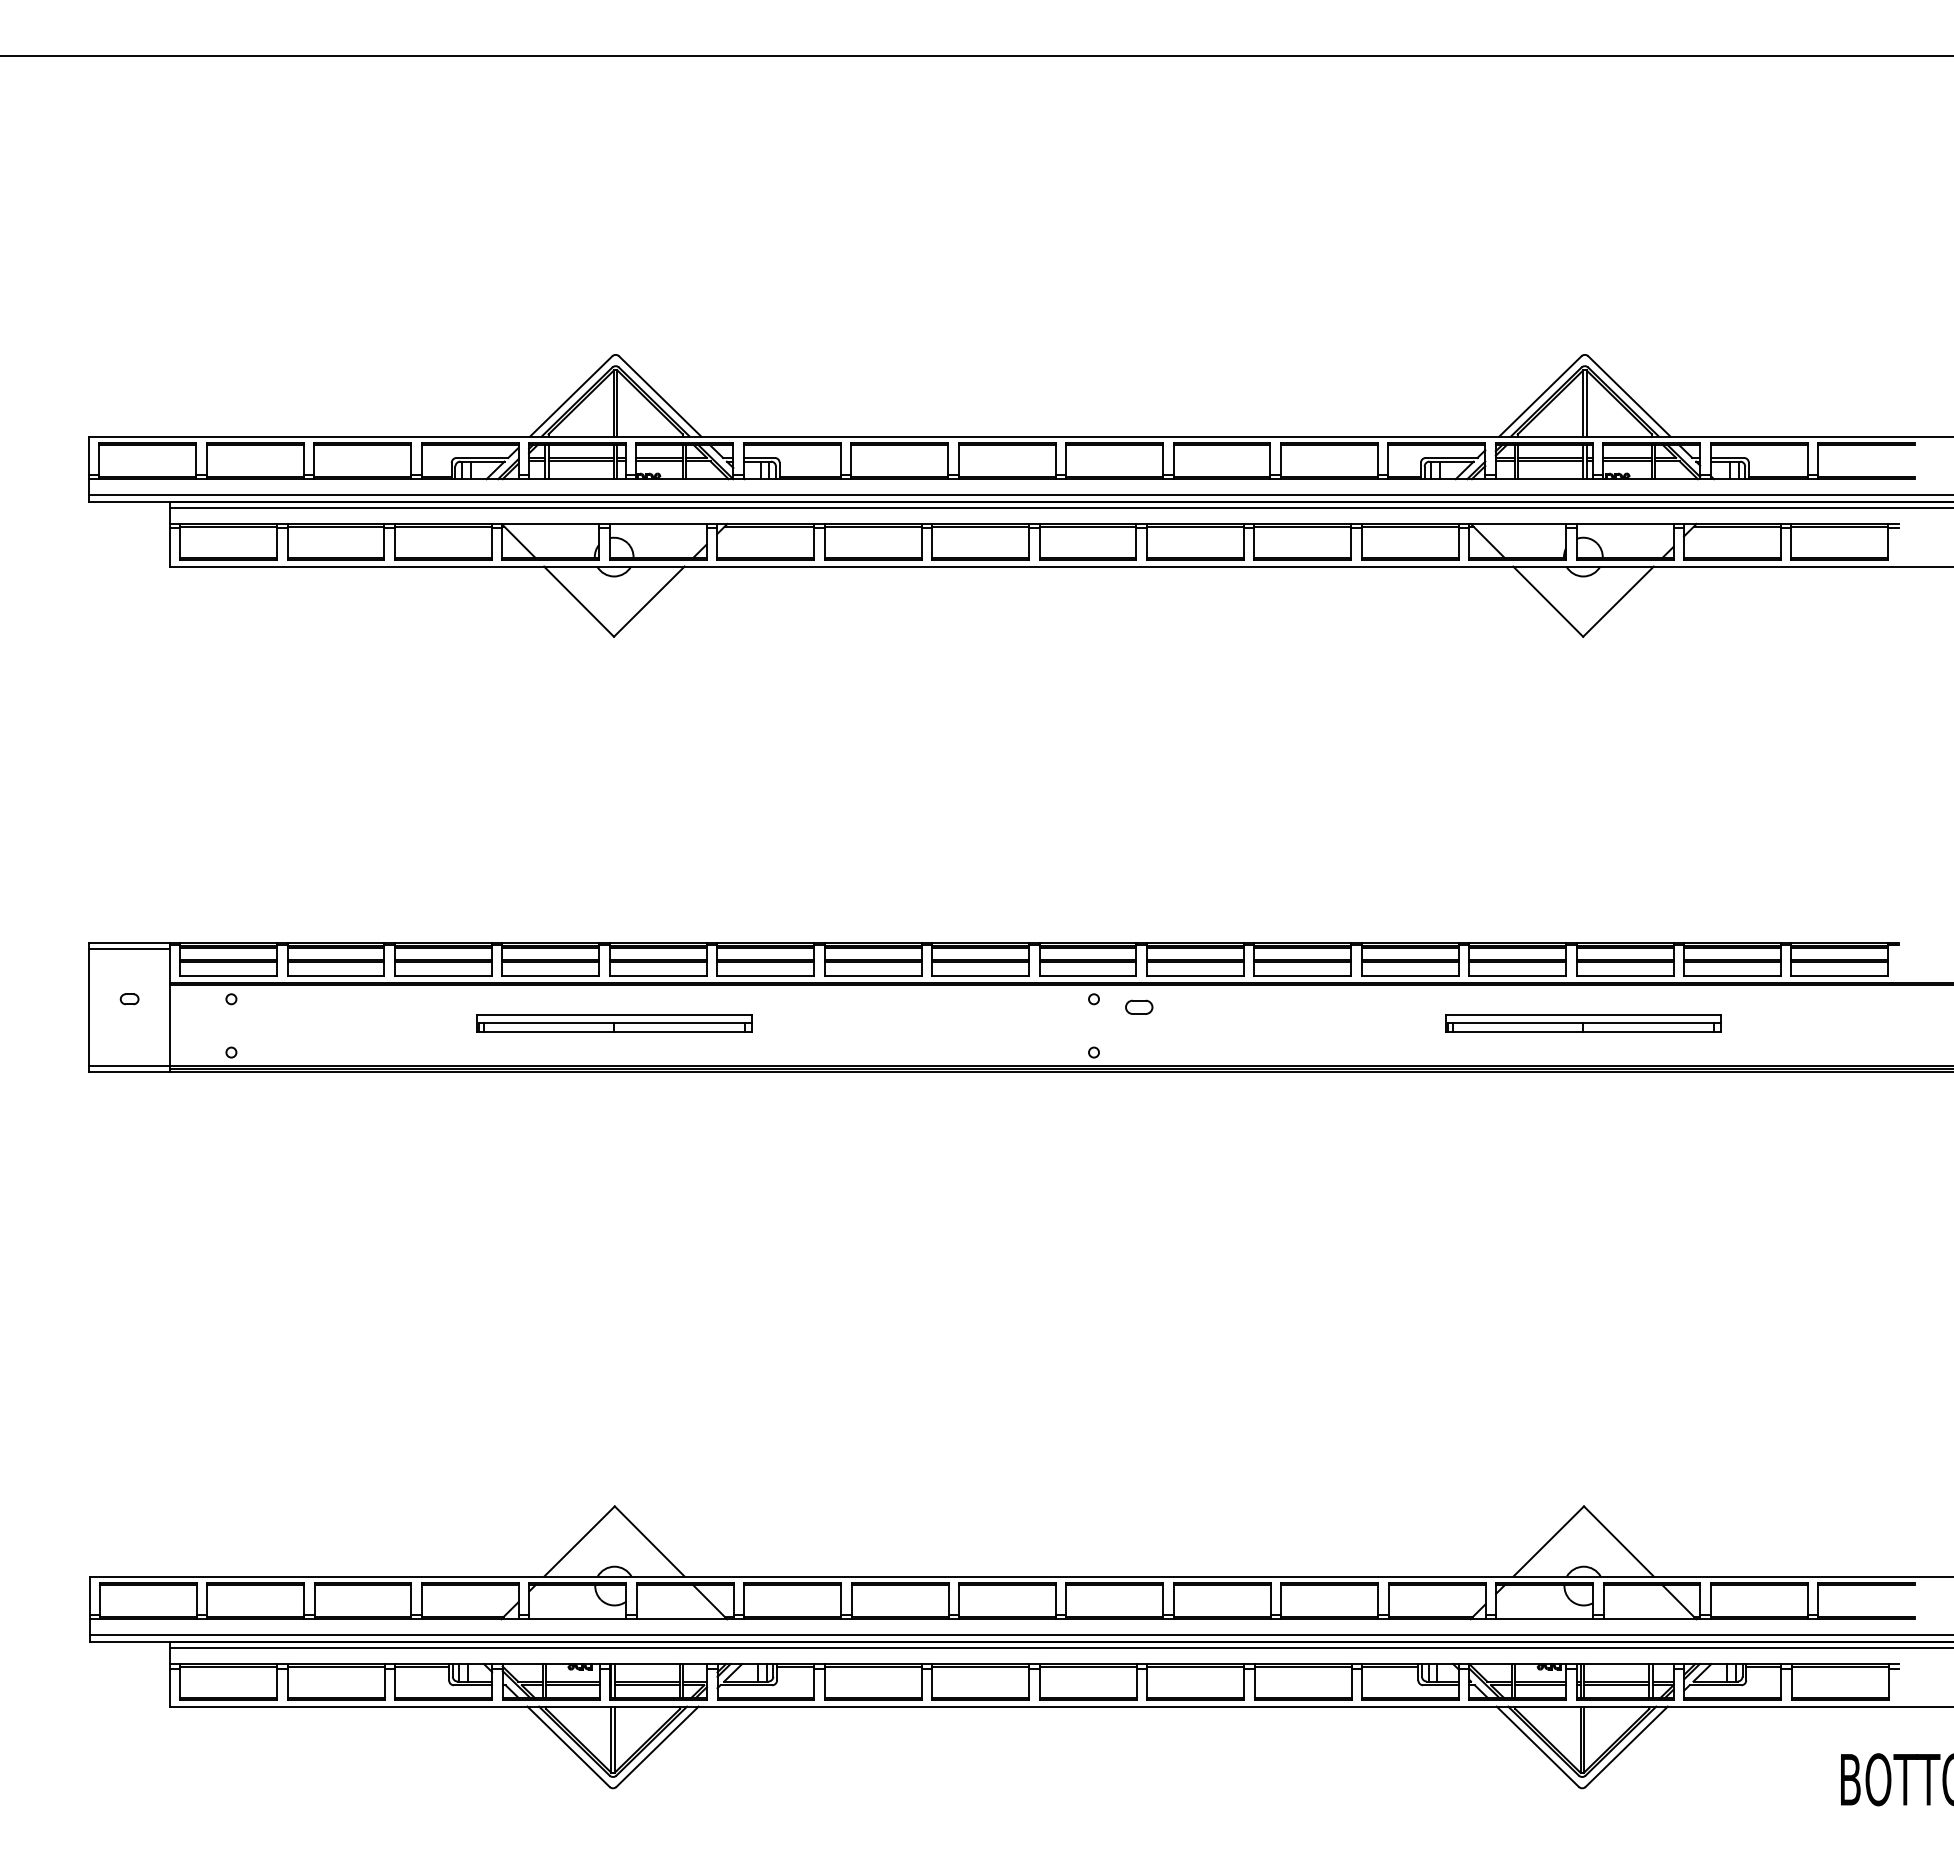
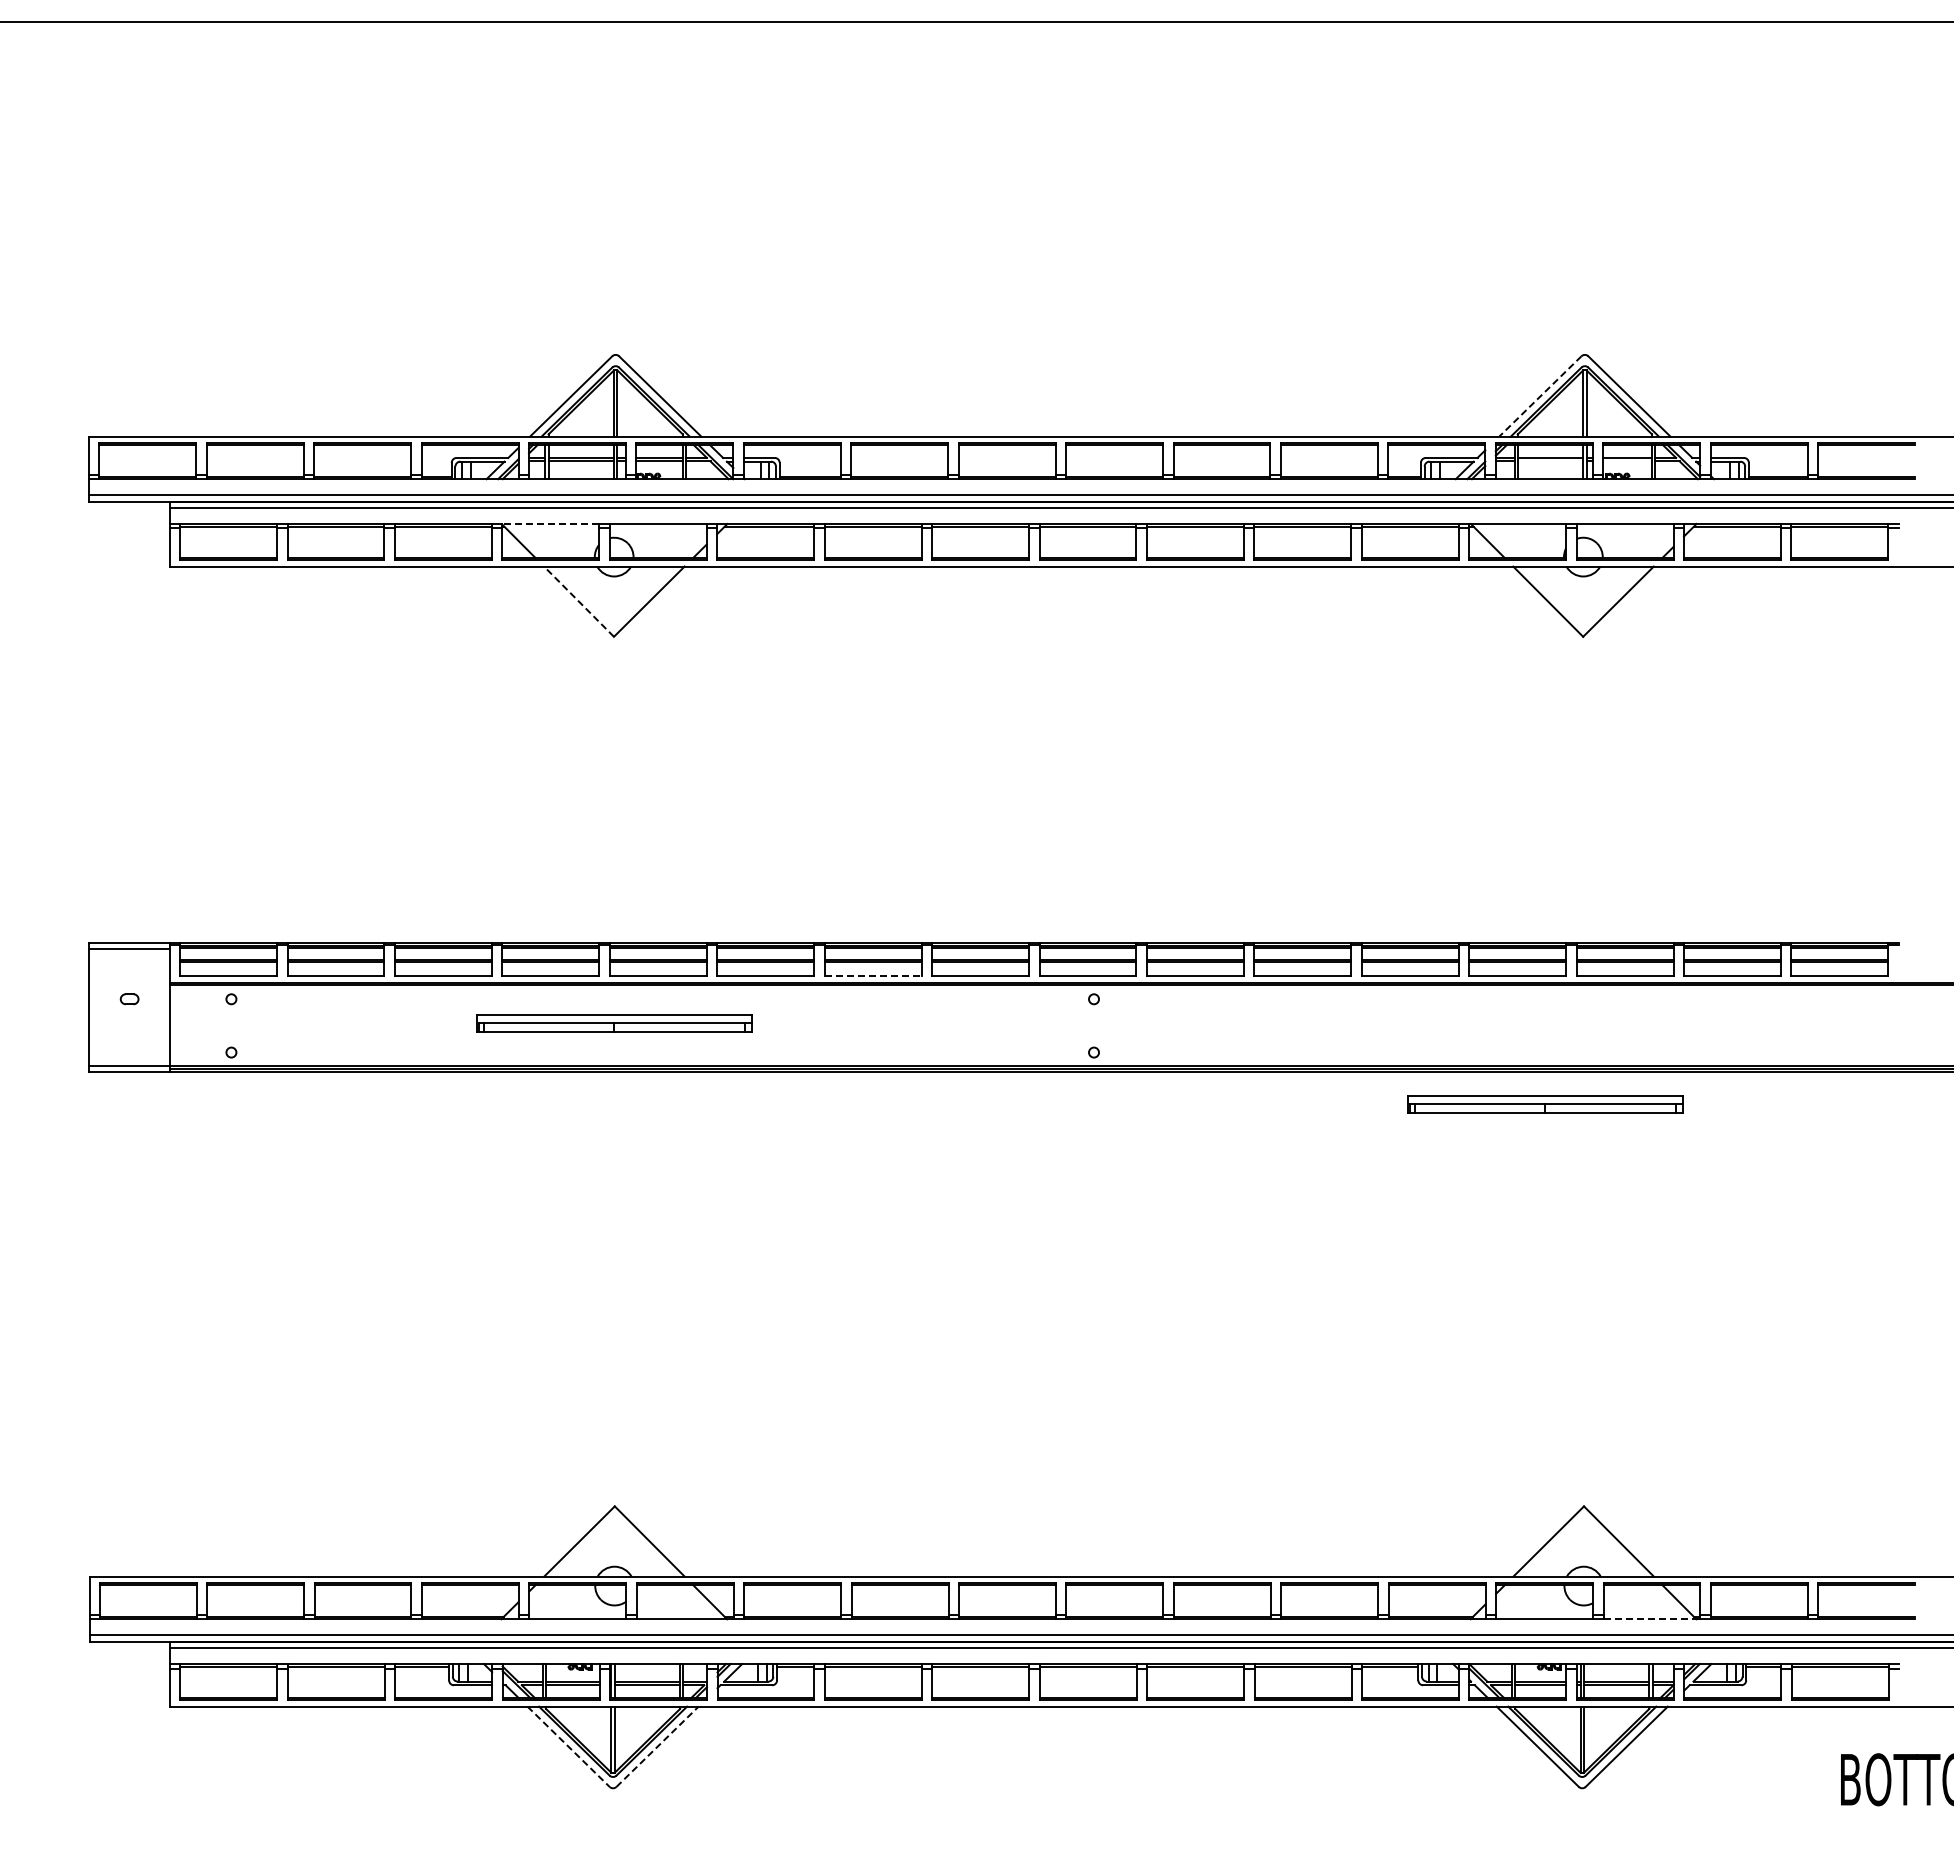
line position: (976, 55) -> (976, 21) (976, 21)
line: solid -> dashed (1540, 396)
line: present -> none (1550, 461)
line: present -> none (1627, 461)
line: solid -> dashed (550, 523)
line: solid -> dashed (579, 601)
line: solid -> dashed (873, 976)
part: present -> none (1139, 1006)
part position: (1583, 1023) -> (1545, 1104) (1545, 1104)
line: solid -> dashed (1652, 1619)
line: solid -> dashed (657, 1746)
line: solid -> dashed (568, 1747)
